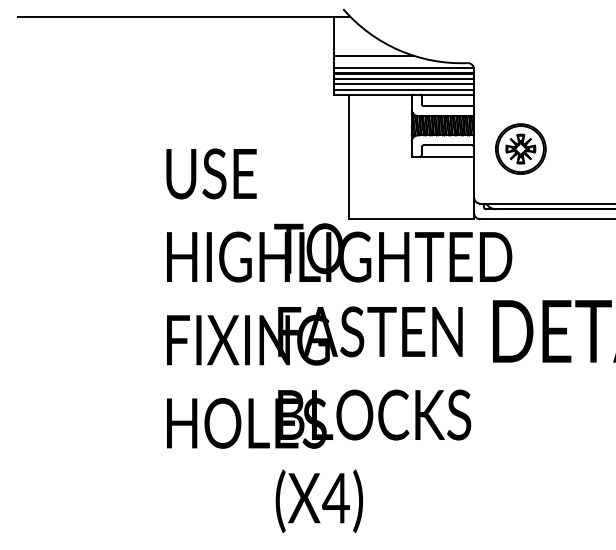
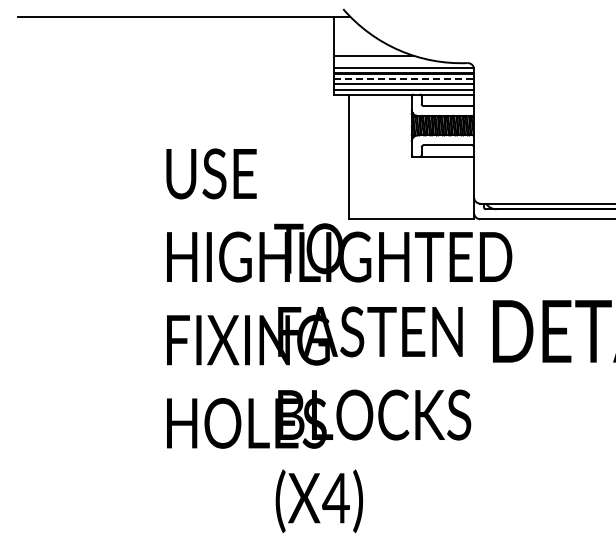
line: solid -> dashed (404, 78)
part: present -> none (520, 148)
